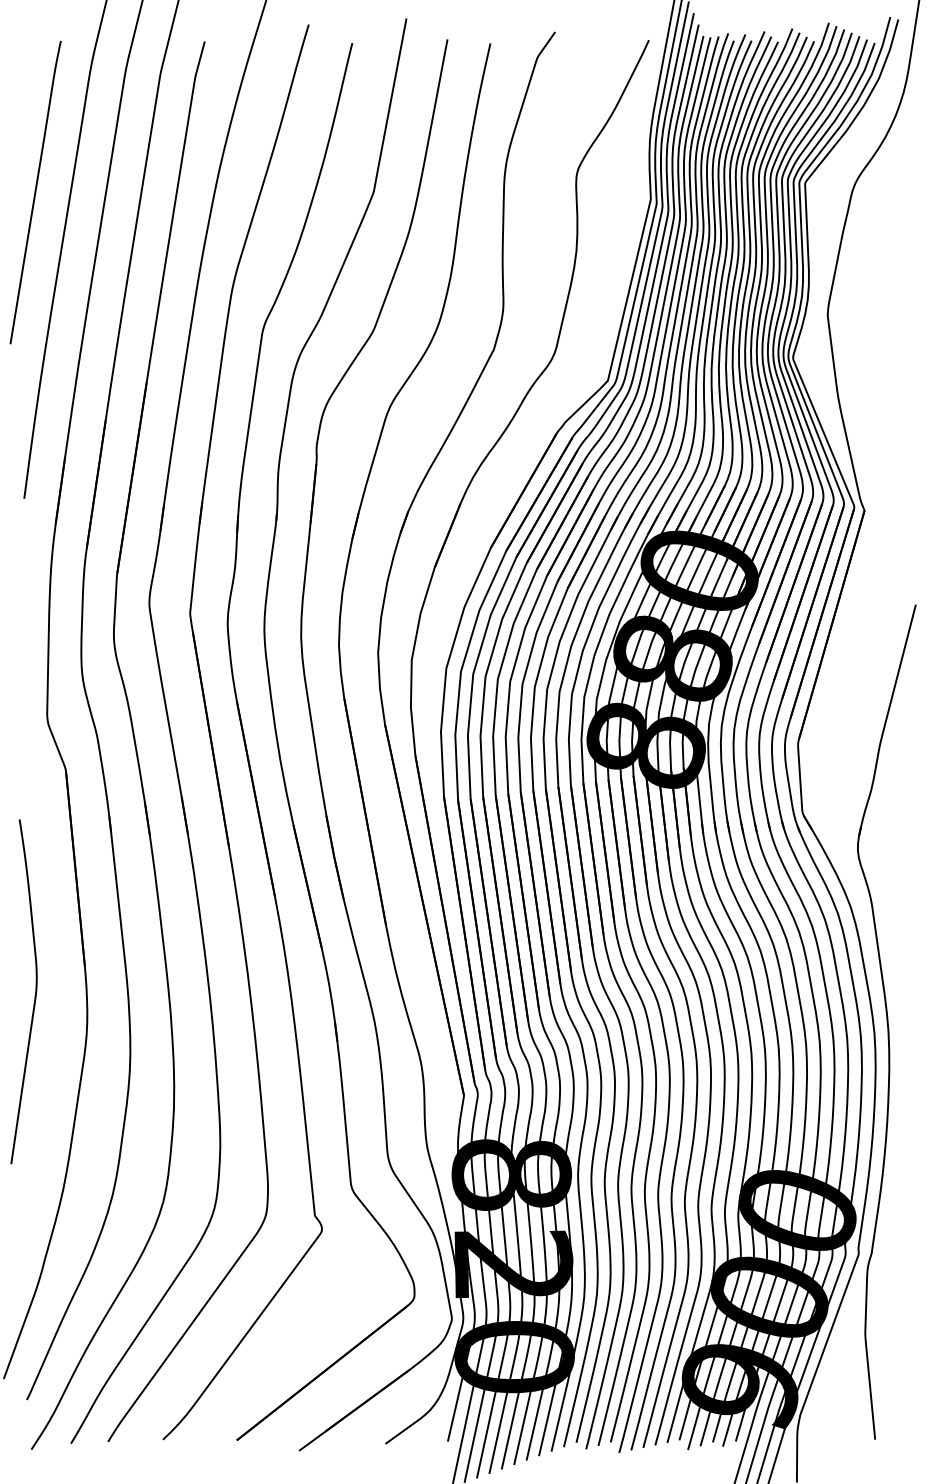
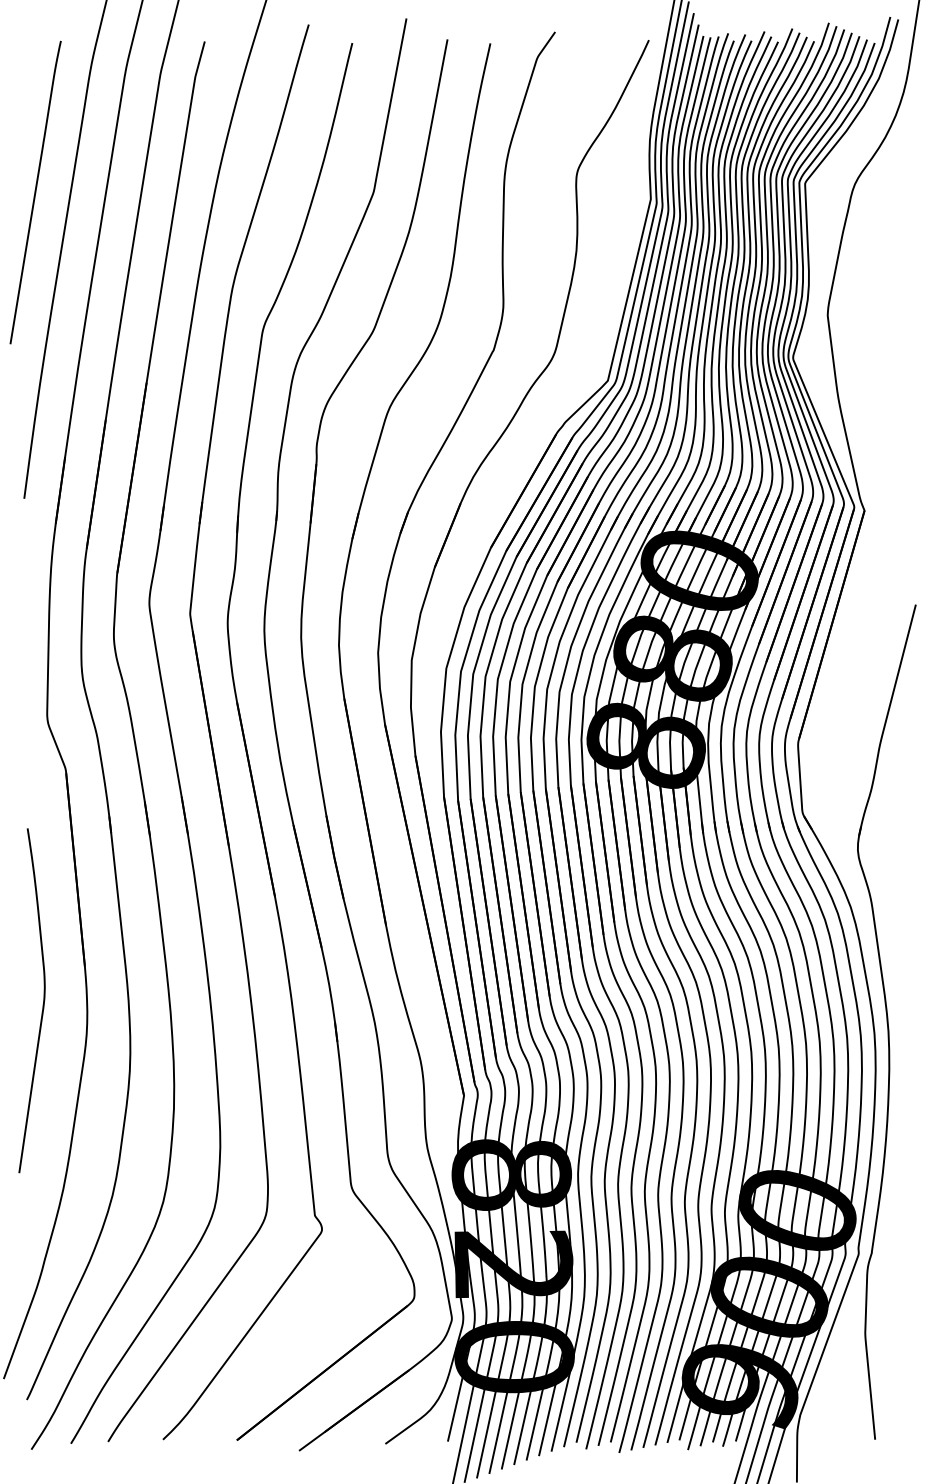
curve position: (34, 995) -> (42, 1004) (42, 1004)
